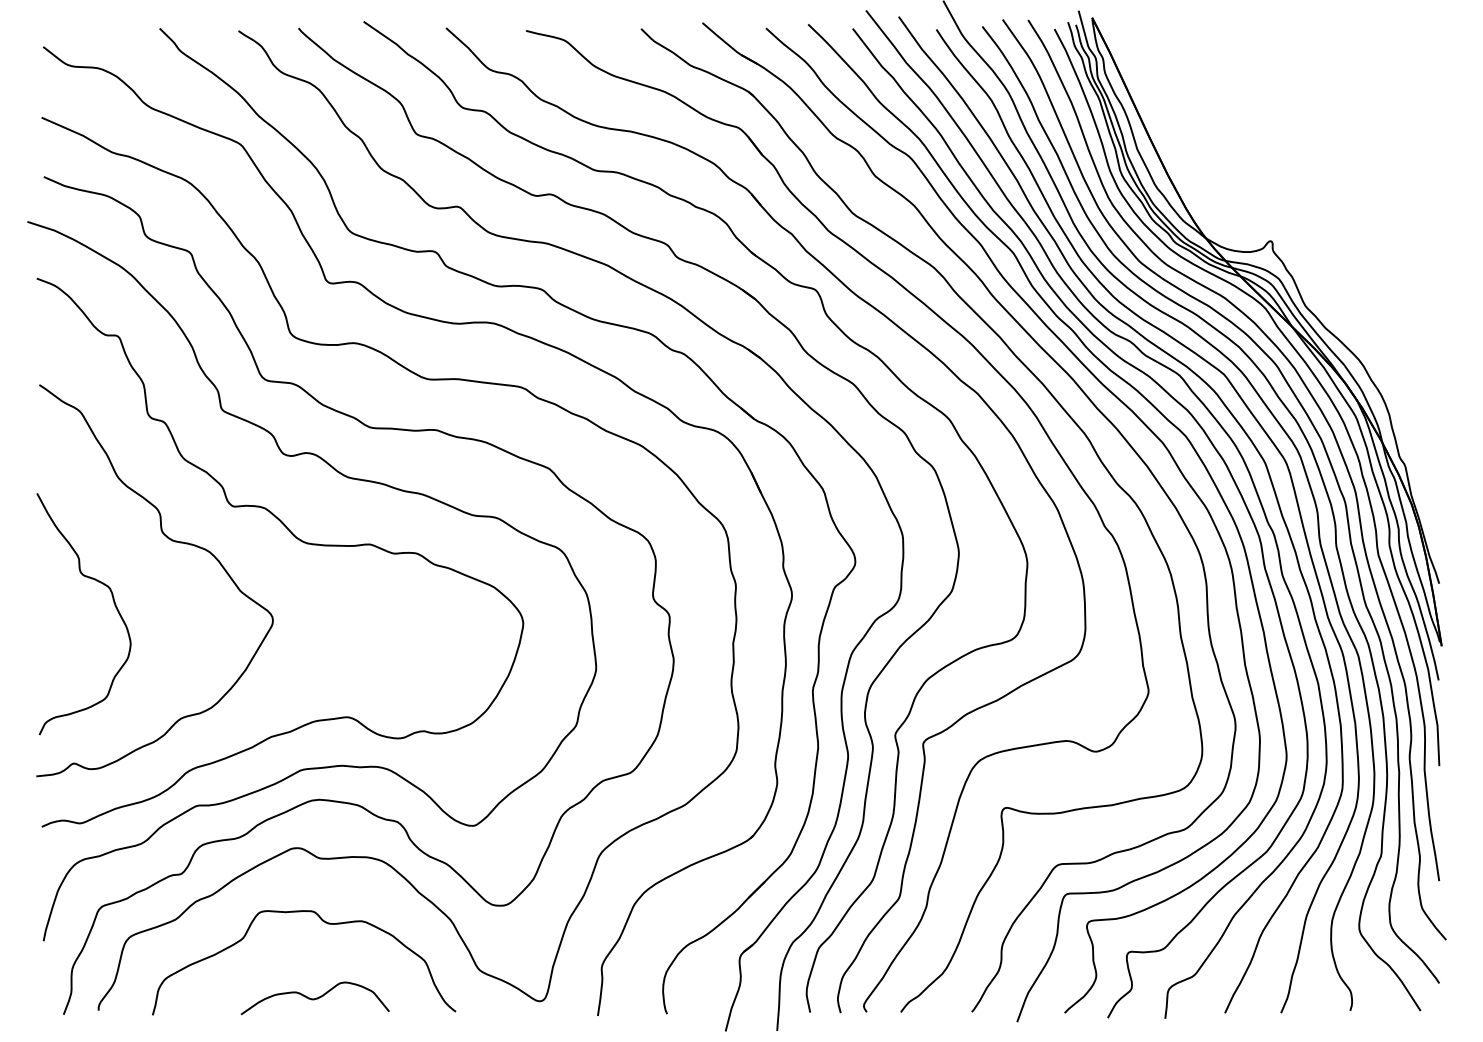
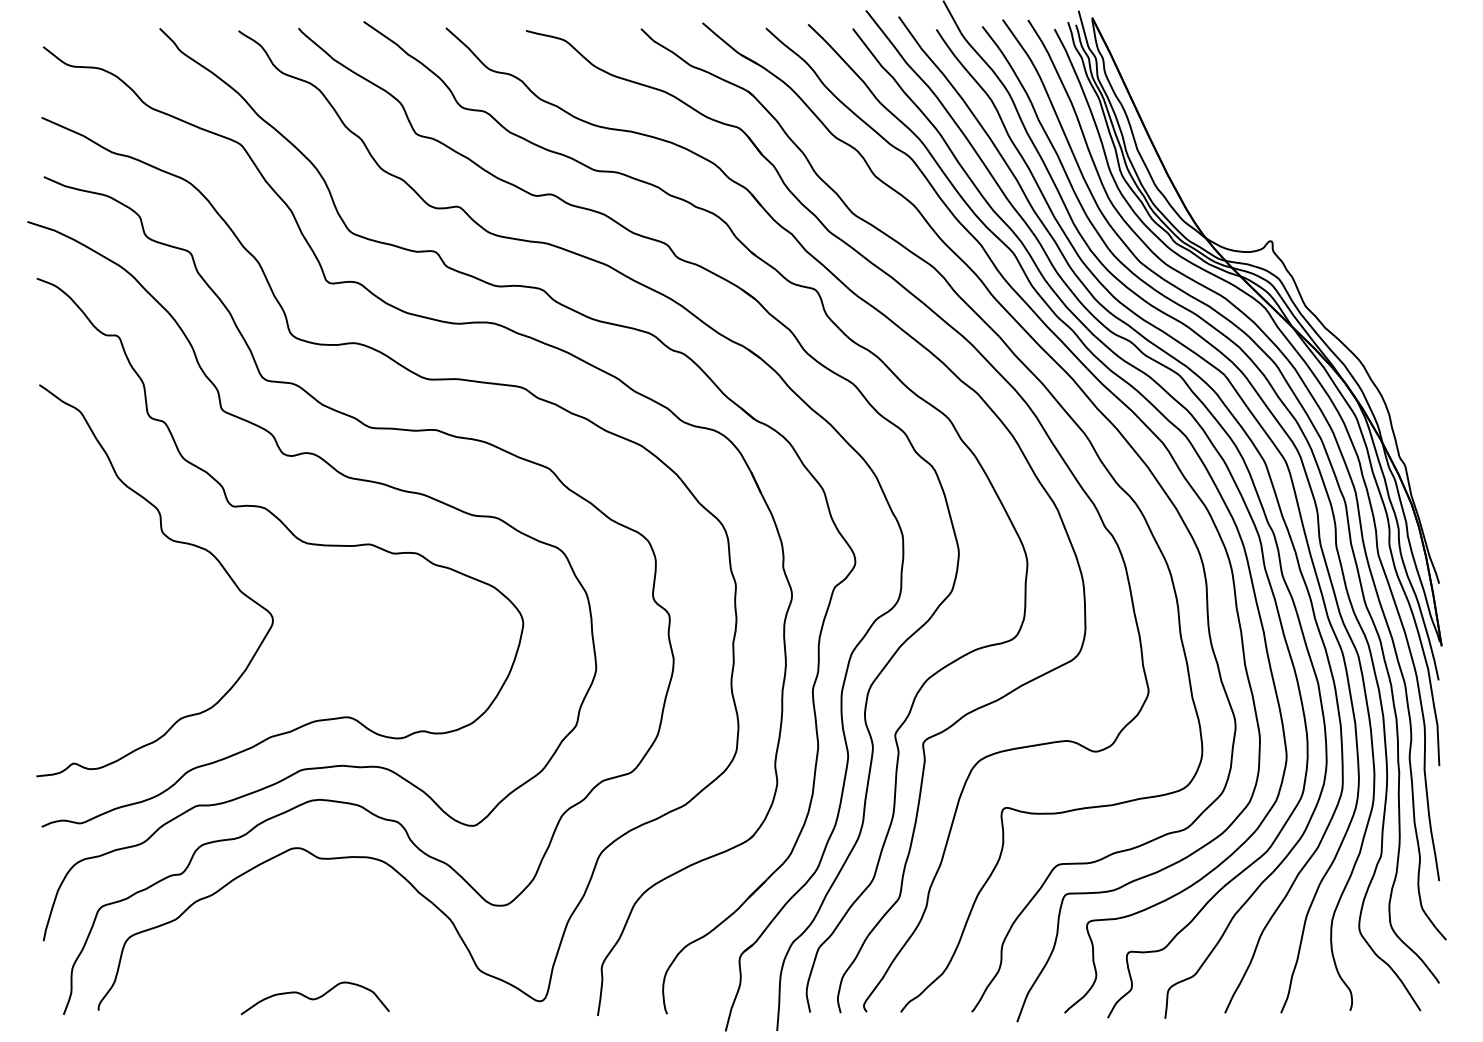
curve: present -> none (114, 605)
curve: present -> none (325, 923)
